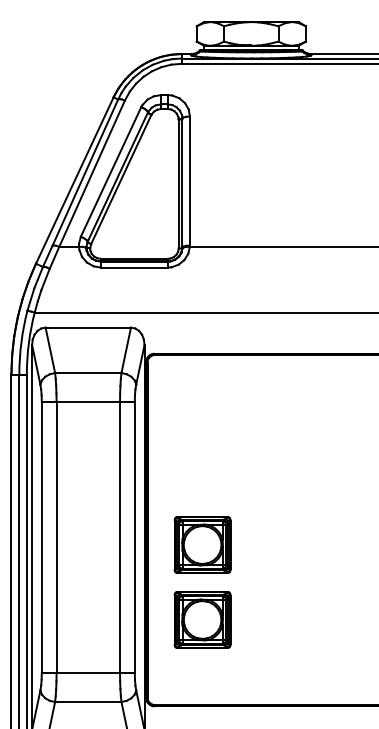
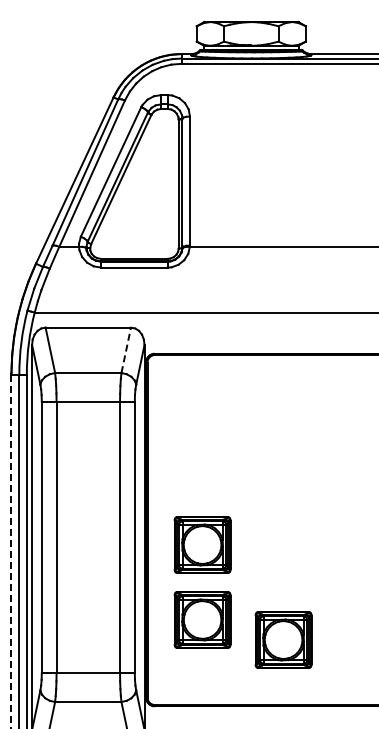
line: solid -> dashed (126, 349)
line: solid -> dashed (11, 551)
part: none -> present (283, 639)
